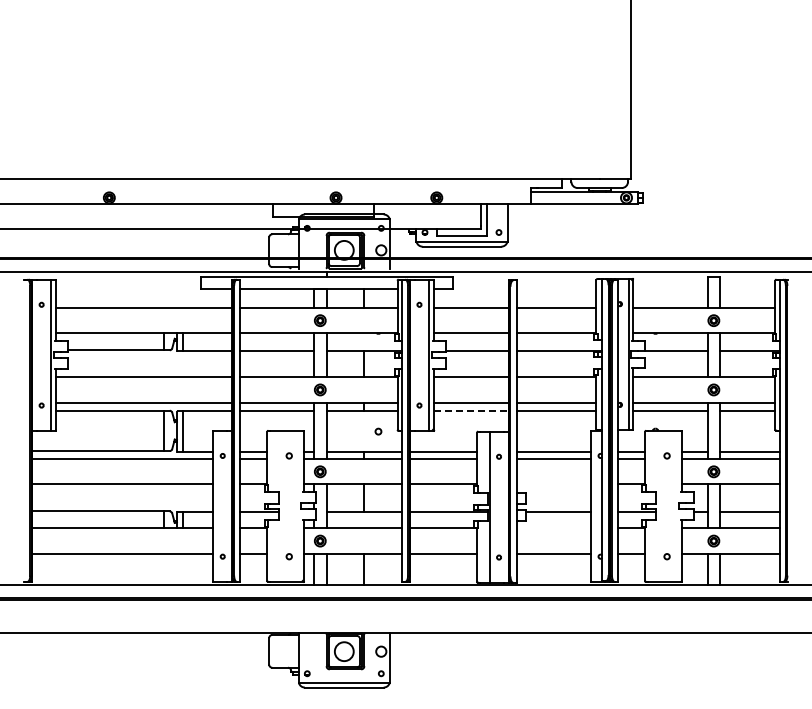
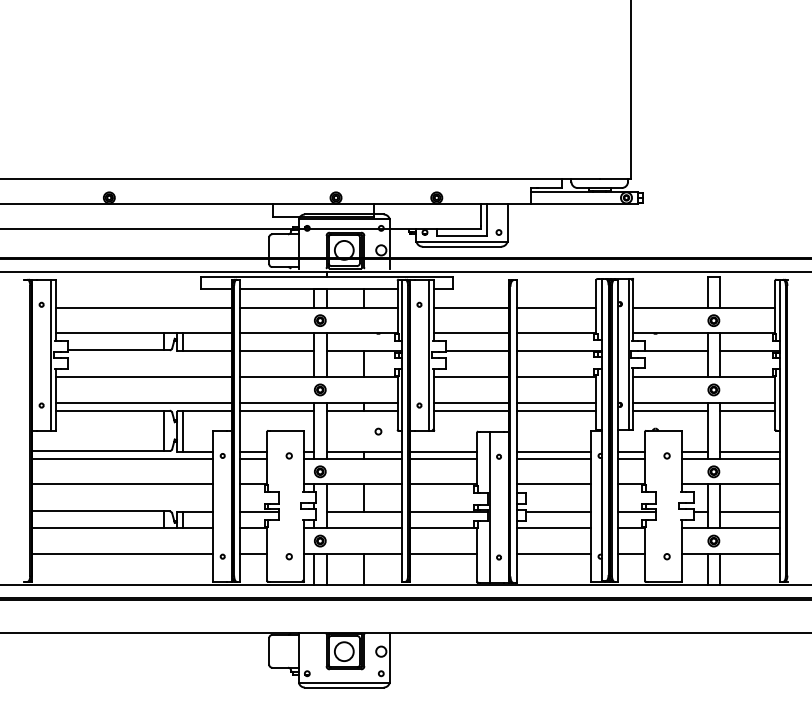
line: dashed -> solid (471, 411)
line: none -> present (553, 484)
line: none -> present (553, 528)
